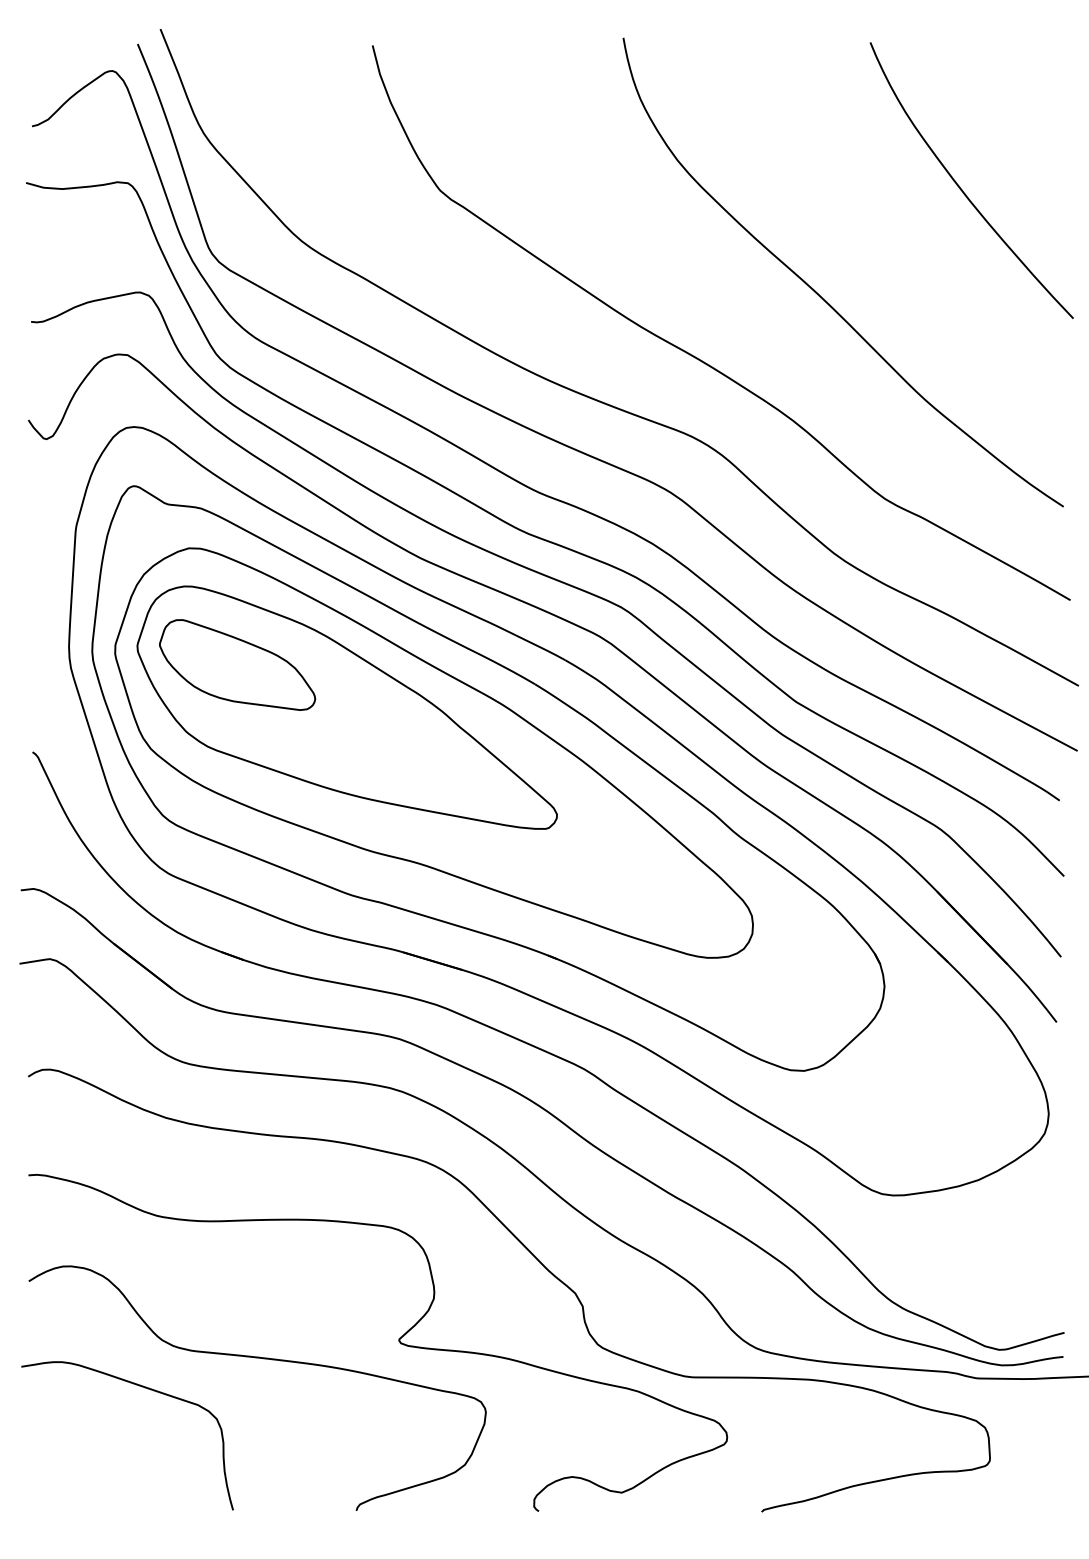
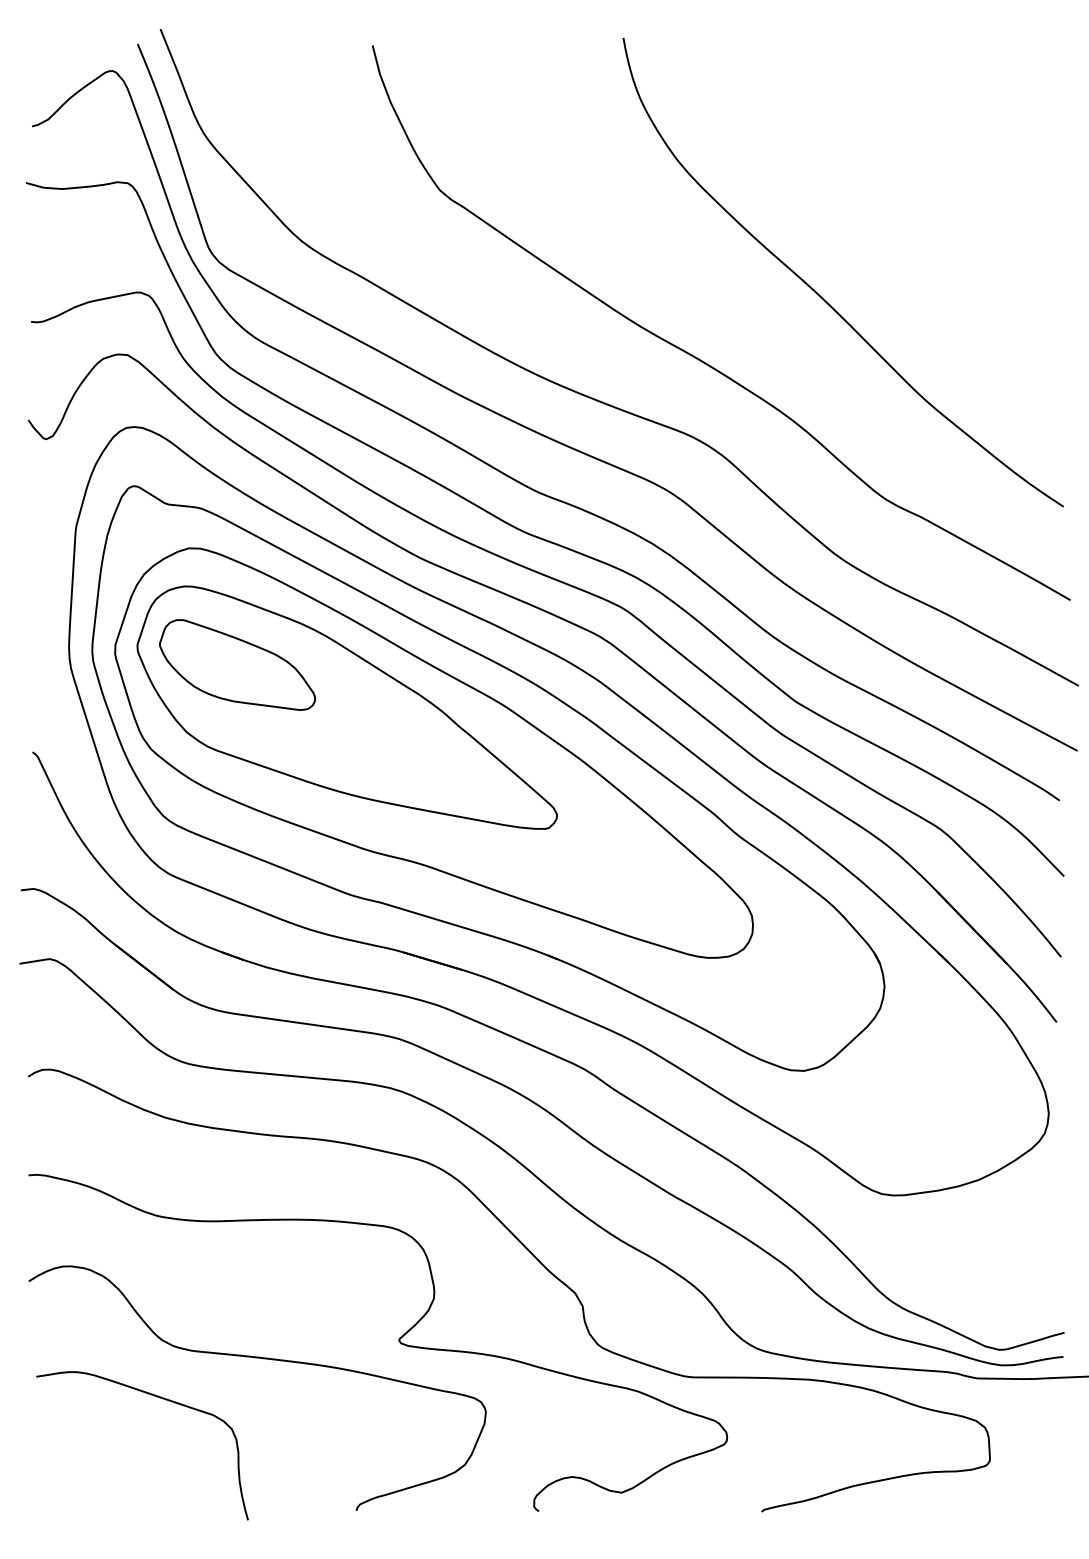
curve: present -> none (962, 189)
curve position: (144, 1388) -> (159, 1398) (159, 1398)
